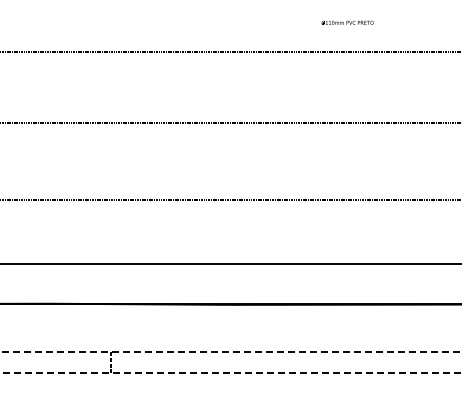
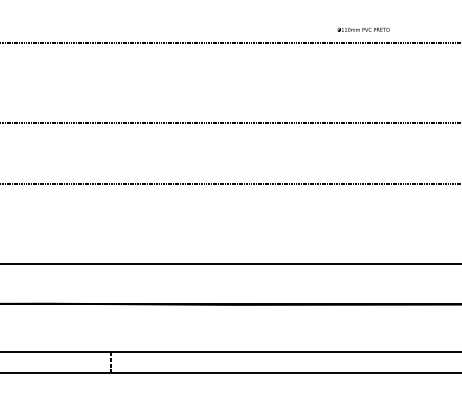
text position: (347, 22) -> (363, 29) (363, 29)
line position: (230, 51) -> (230, 42) (230, 42)
line position: (230, 199) -> (230, 183) (230, 183)
line: dashed -> solid (231, 352)
line: dashed -> solid (231, 373)
